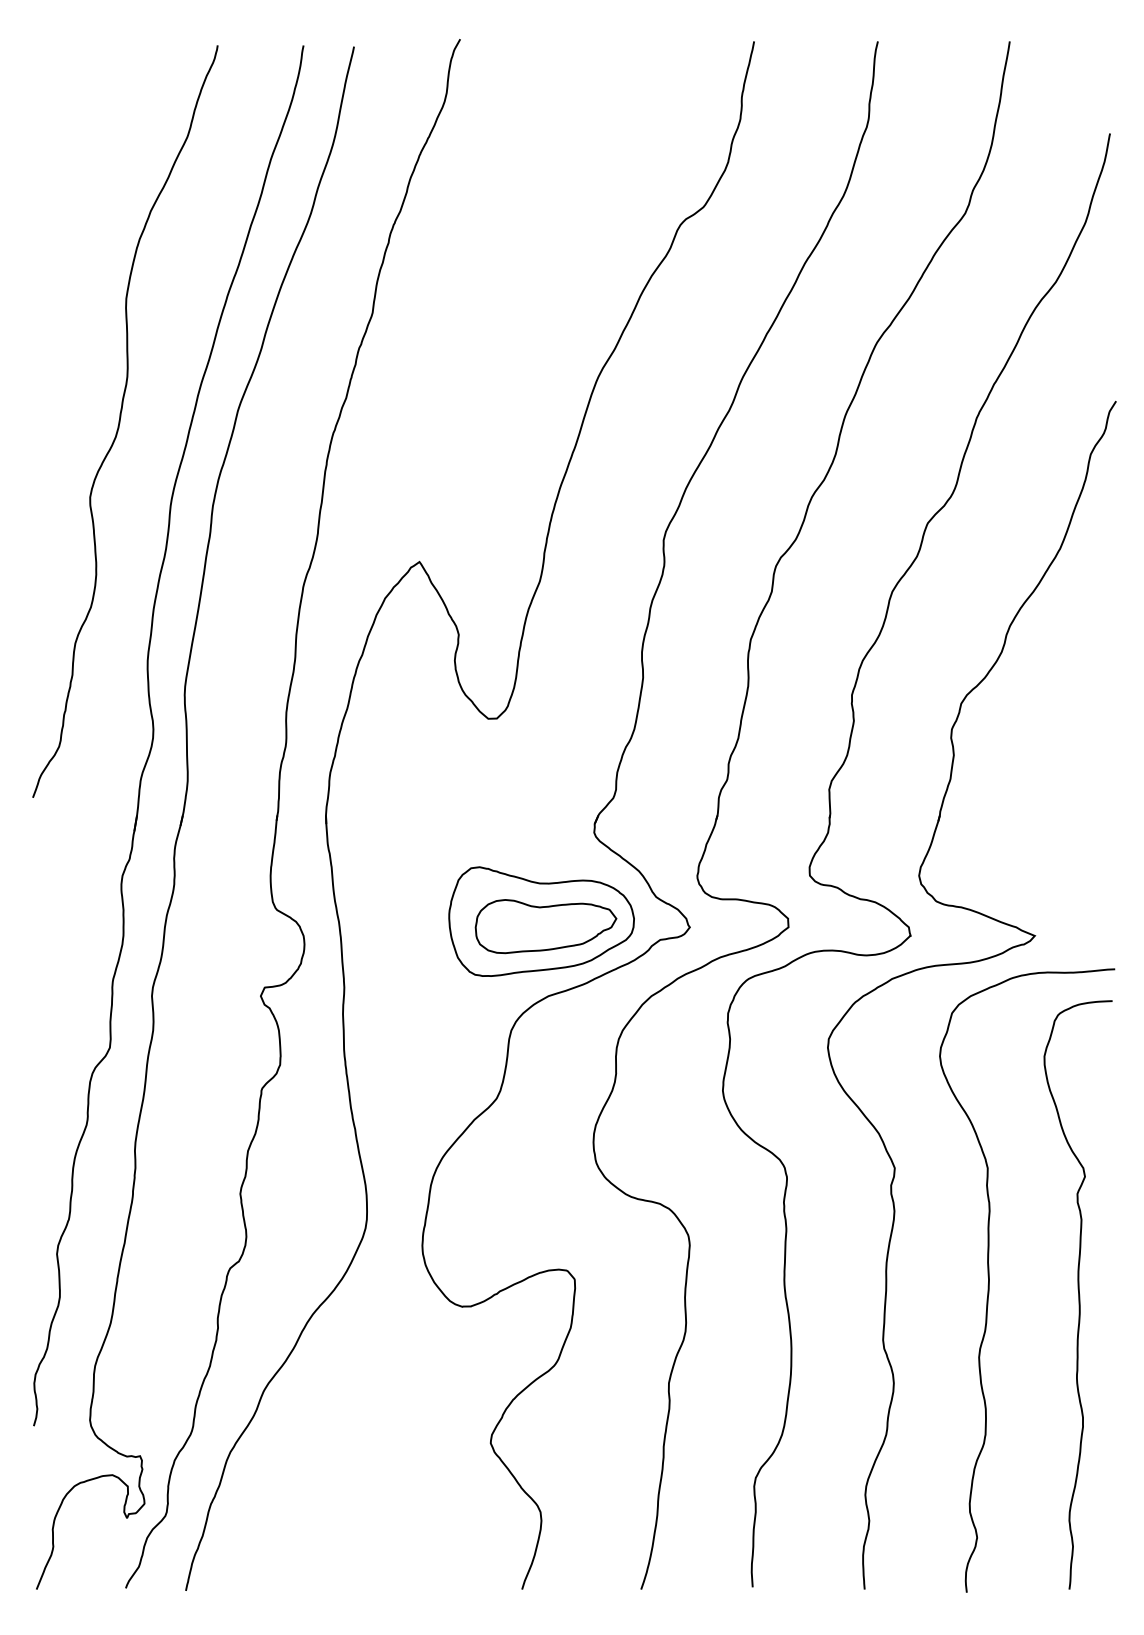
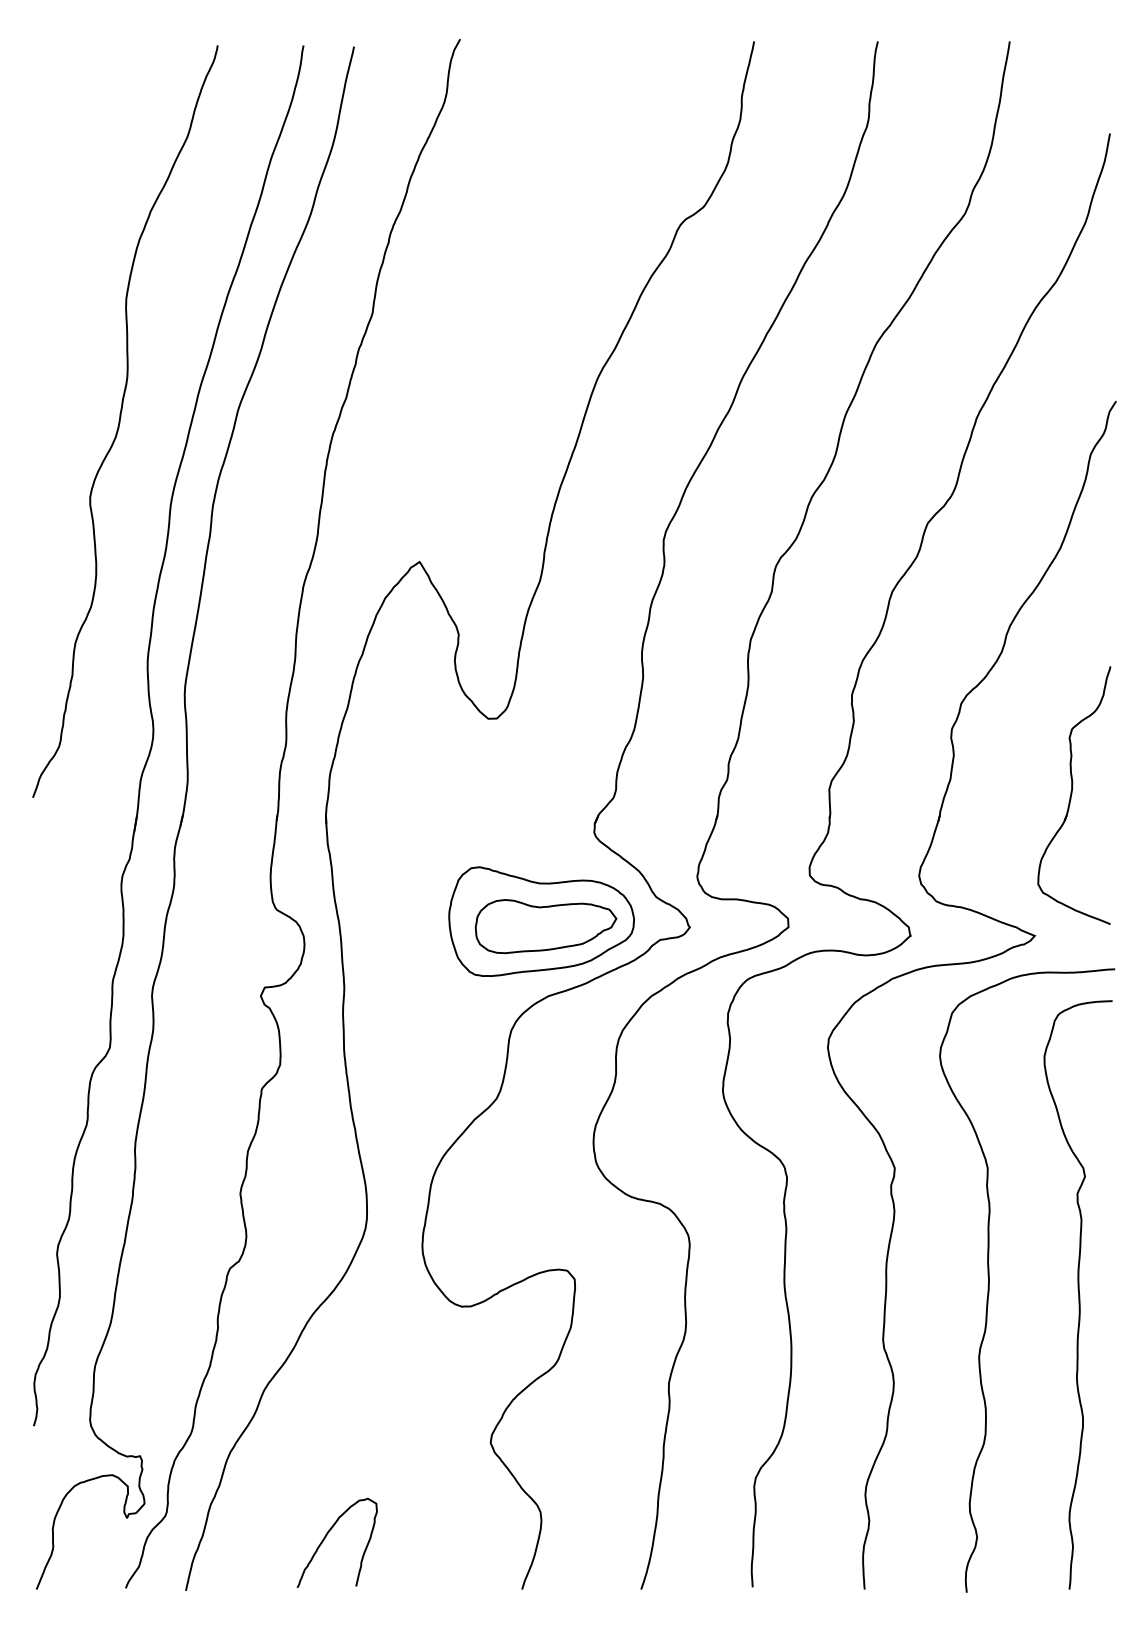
part: none -> present (1074, 795)
curve: none -> present (326, 1537)
